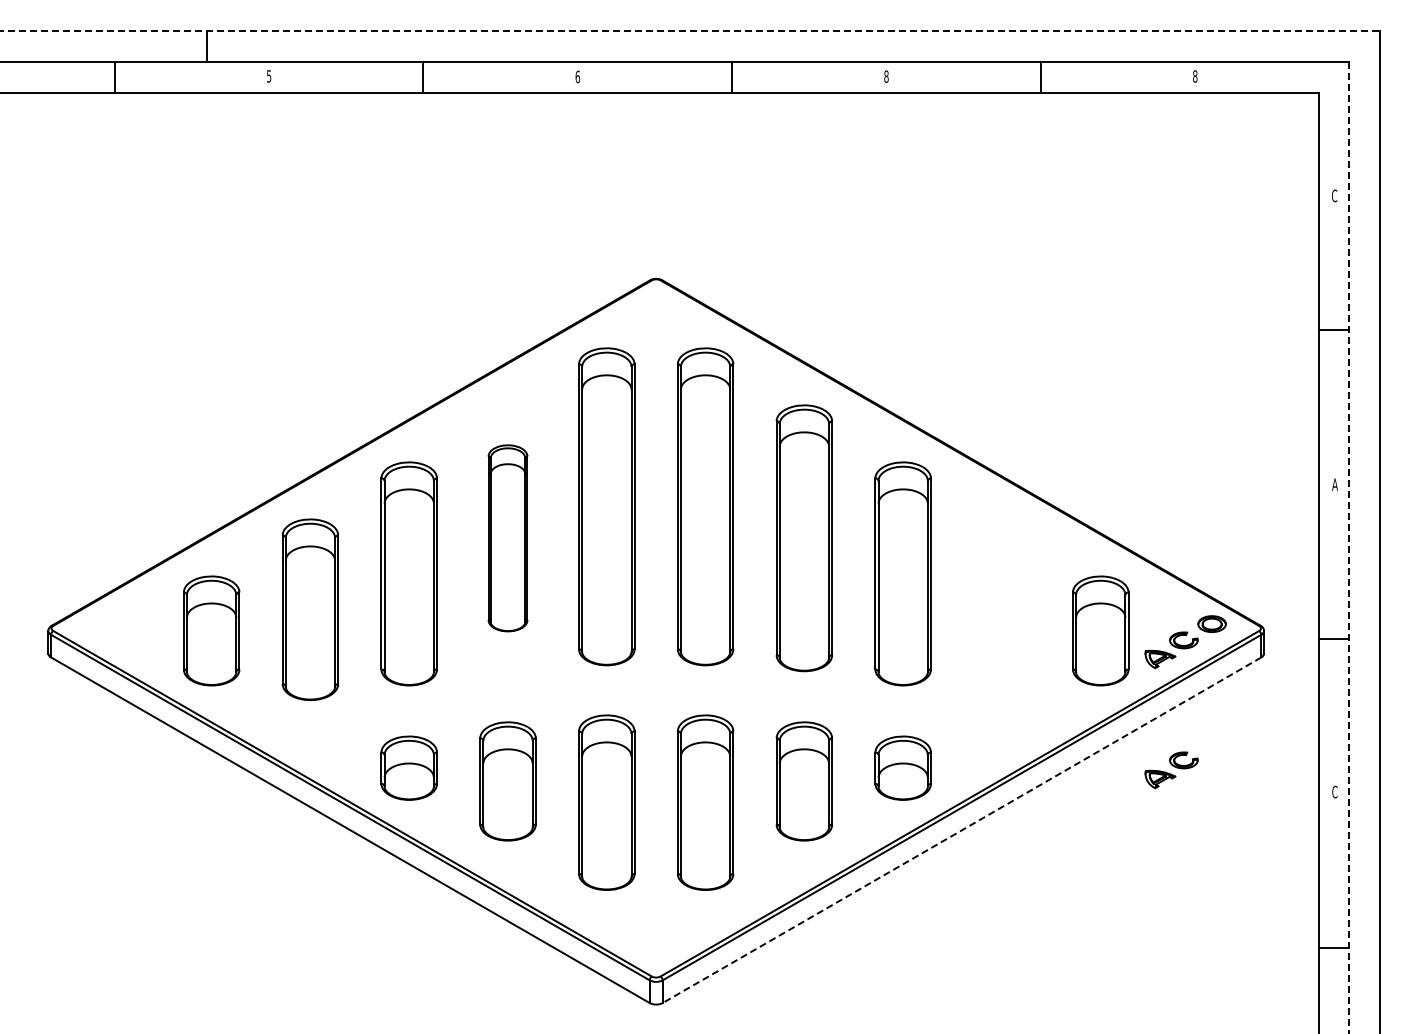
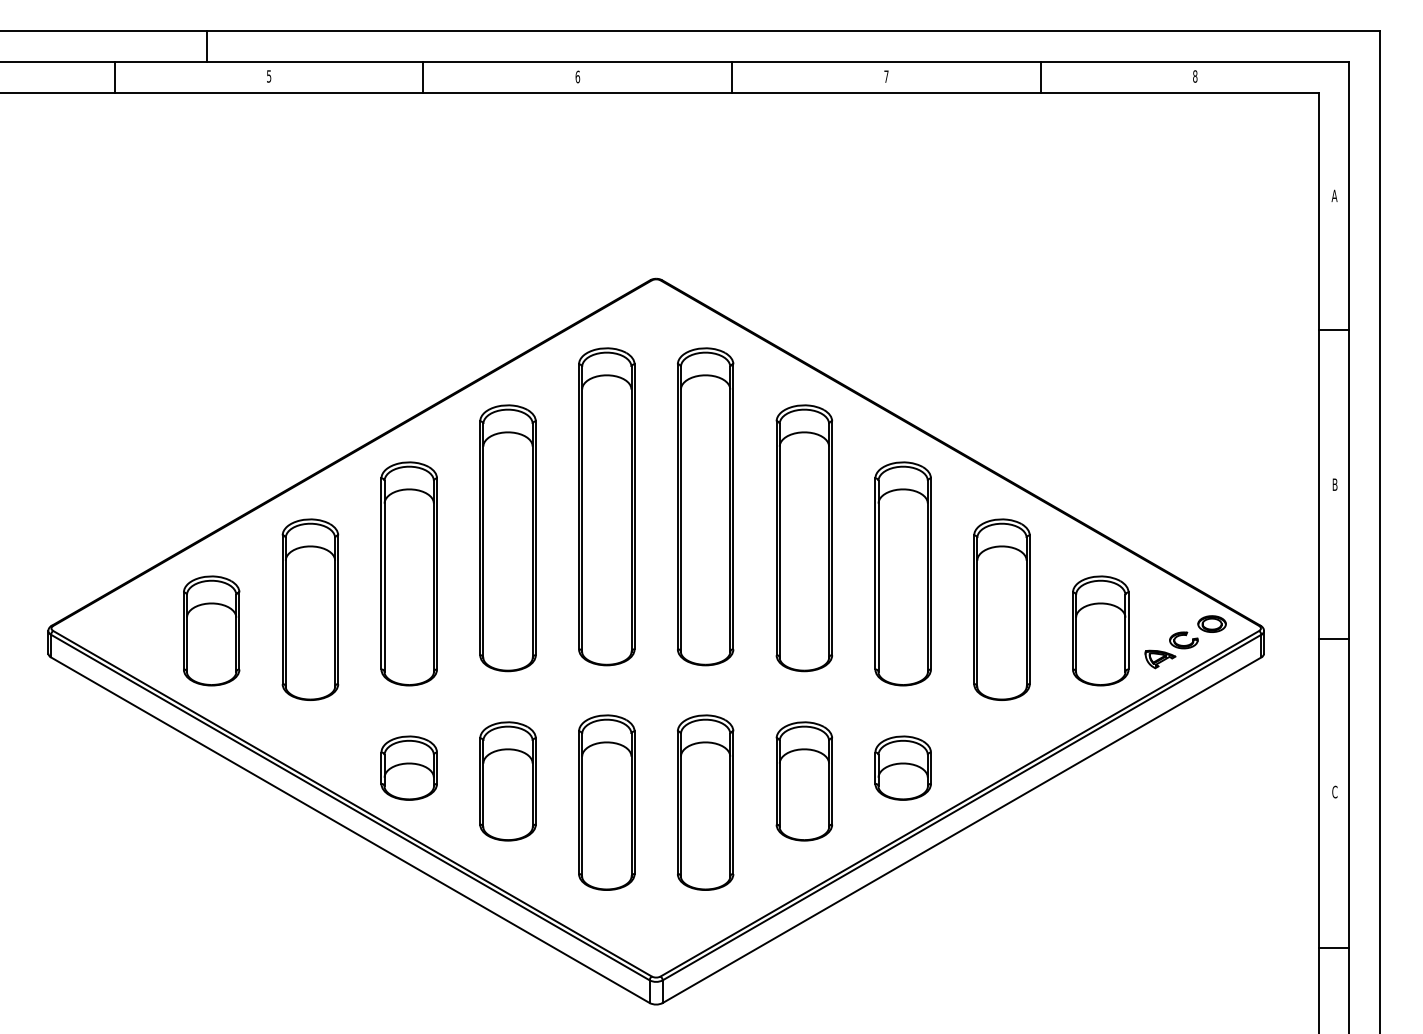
line: dashed -> solid (690, 30)
text: 8 -> 7 (886, 76)
text: C -> A (1334, 195)
text: A -> B (1334, 484)
part size: 42x189 px -> 58x269 px (507, 538)
line: dashed -> solid (1349, 547)
part: none -> present (1001, 609)
part: present -> none (1171, 770)
line: dashed -> solid (962, 830)
